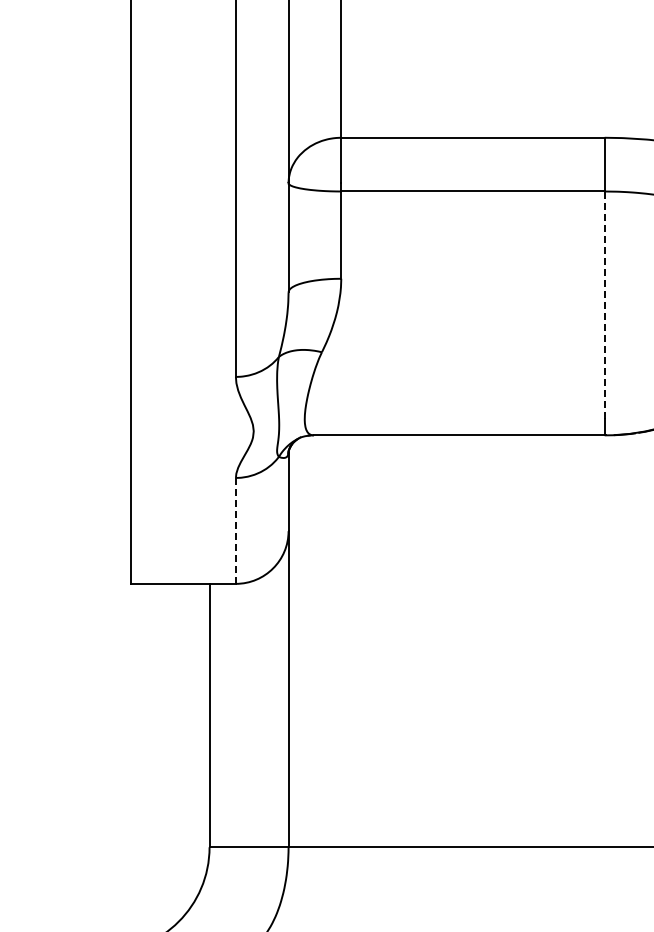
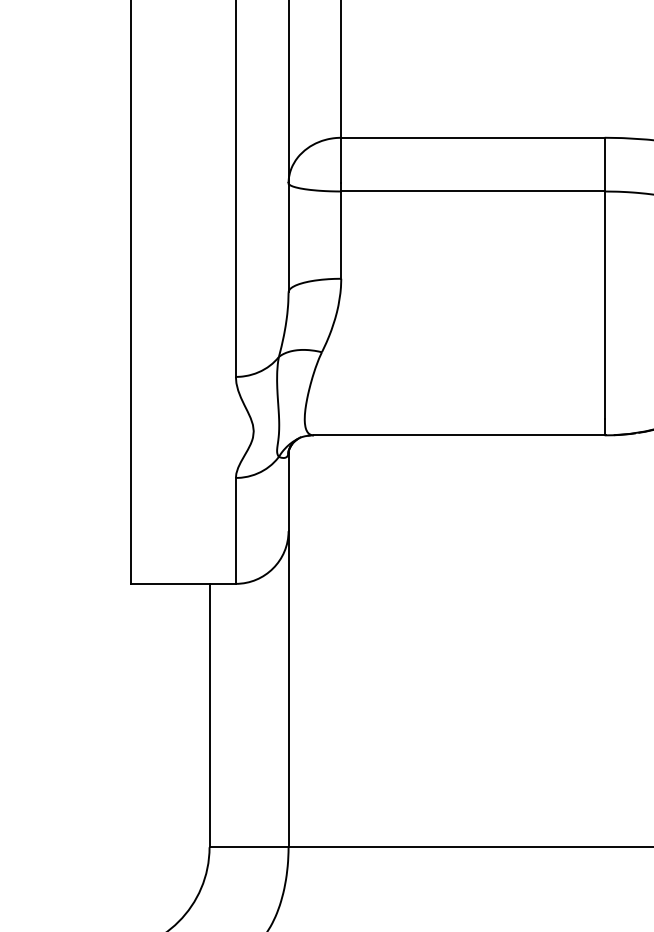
line: dashed -> solid (604, 305)
line: dashed -> solid (235, 530)
